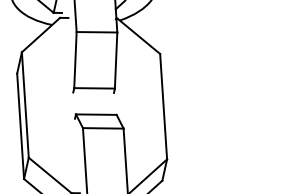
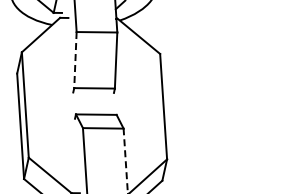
line: solid -> dashed (75, 60)
line: solid -> dashed (125, 160)
